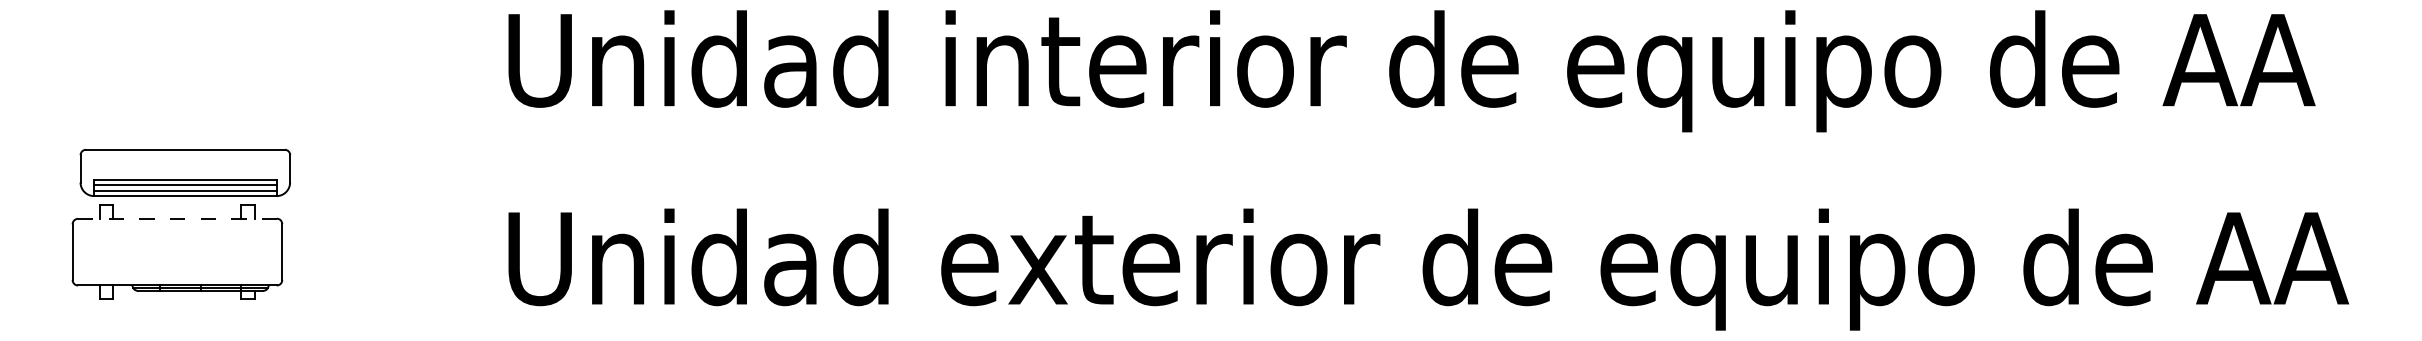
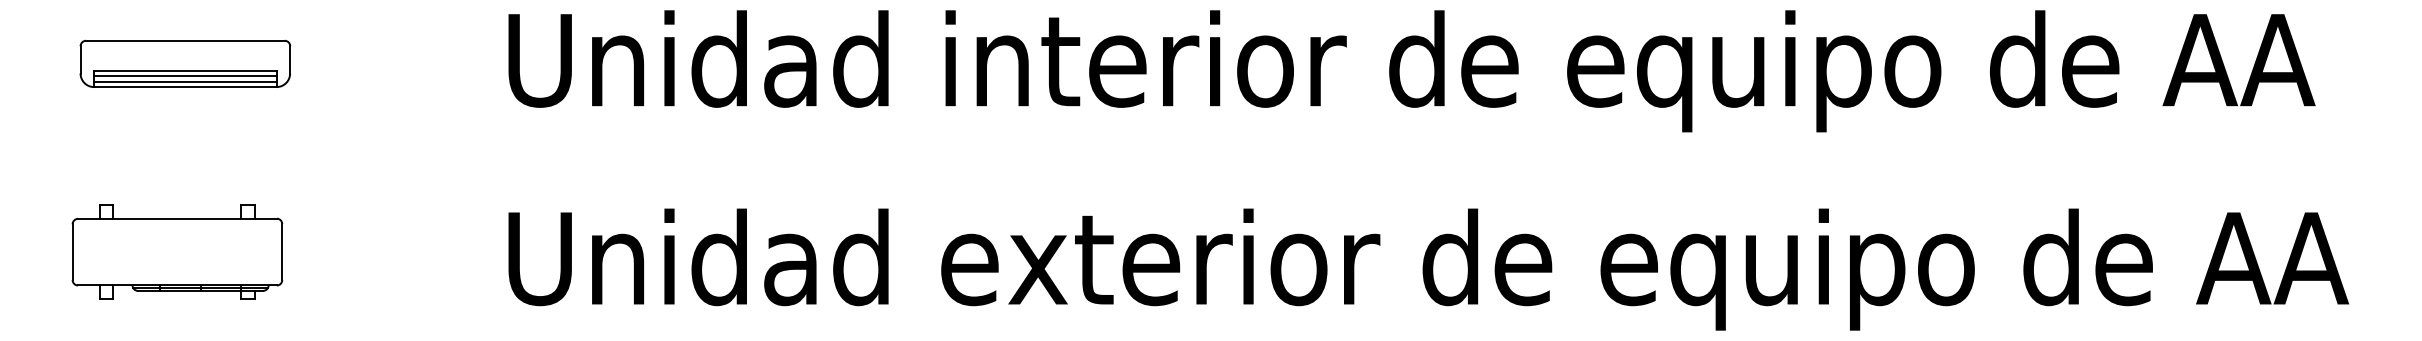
part position: (185, 172) -> (185, 63) (185, 63)
line: dashed -> solid (177, 218)
